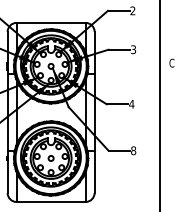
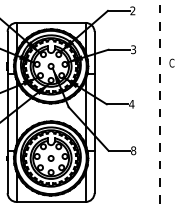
line: solid -> dashed (160, 106)
